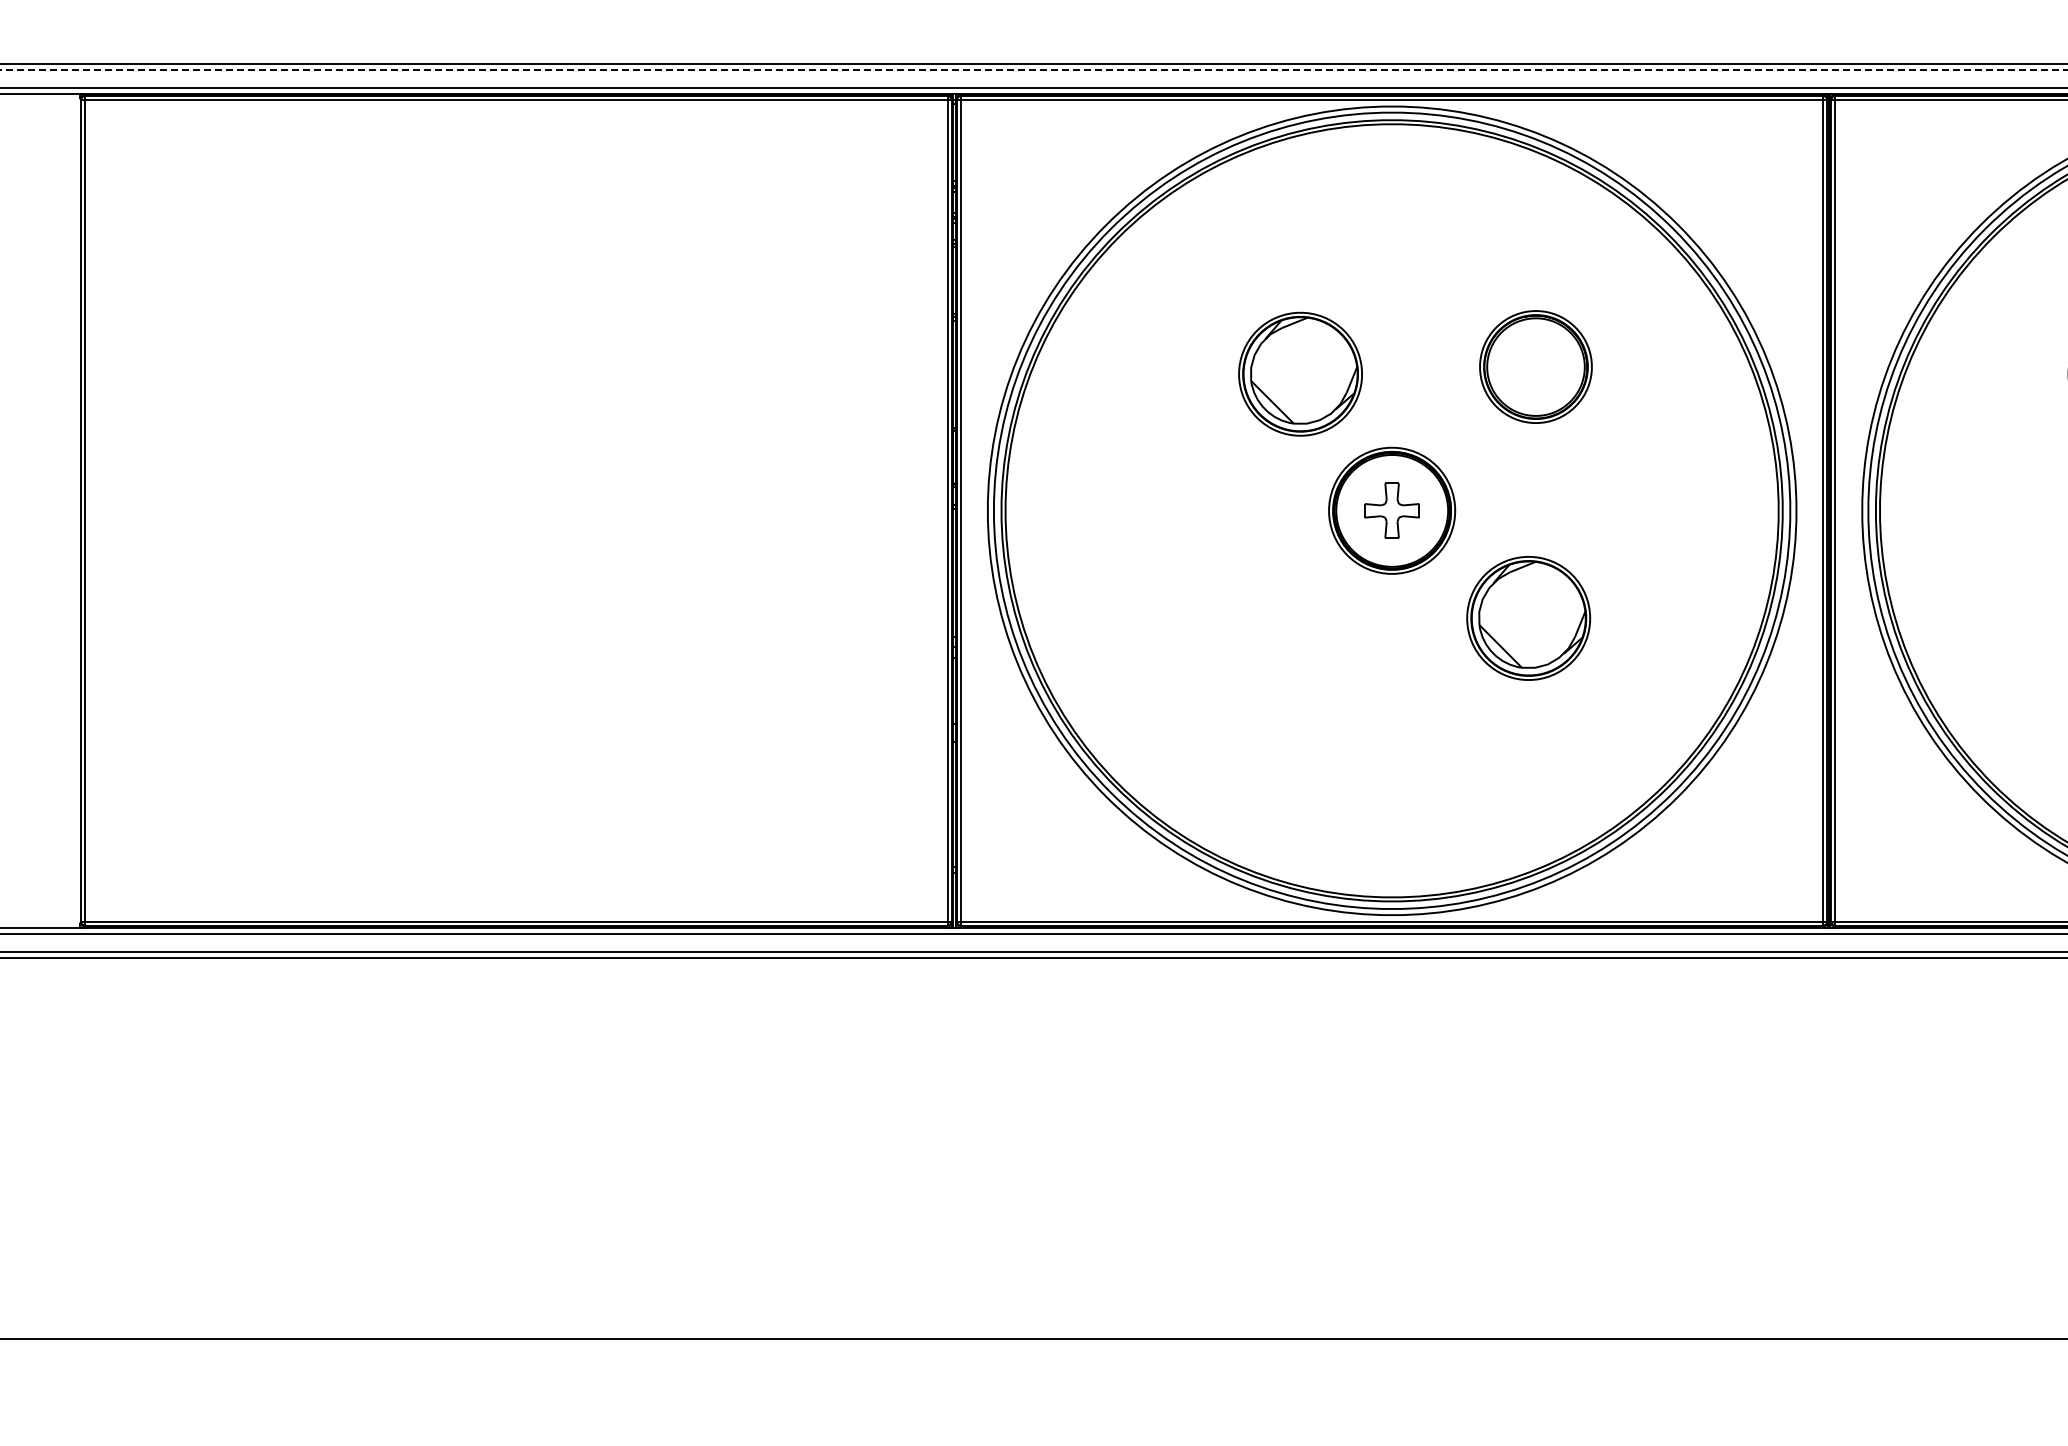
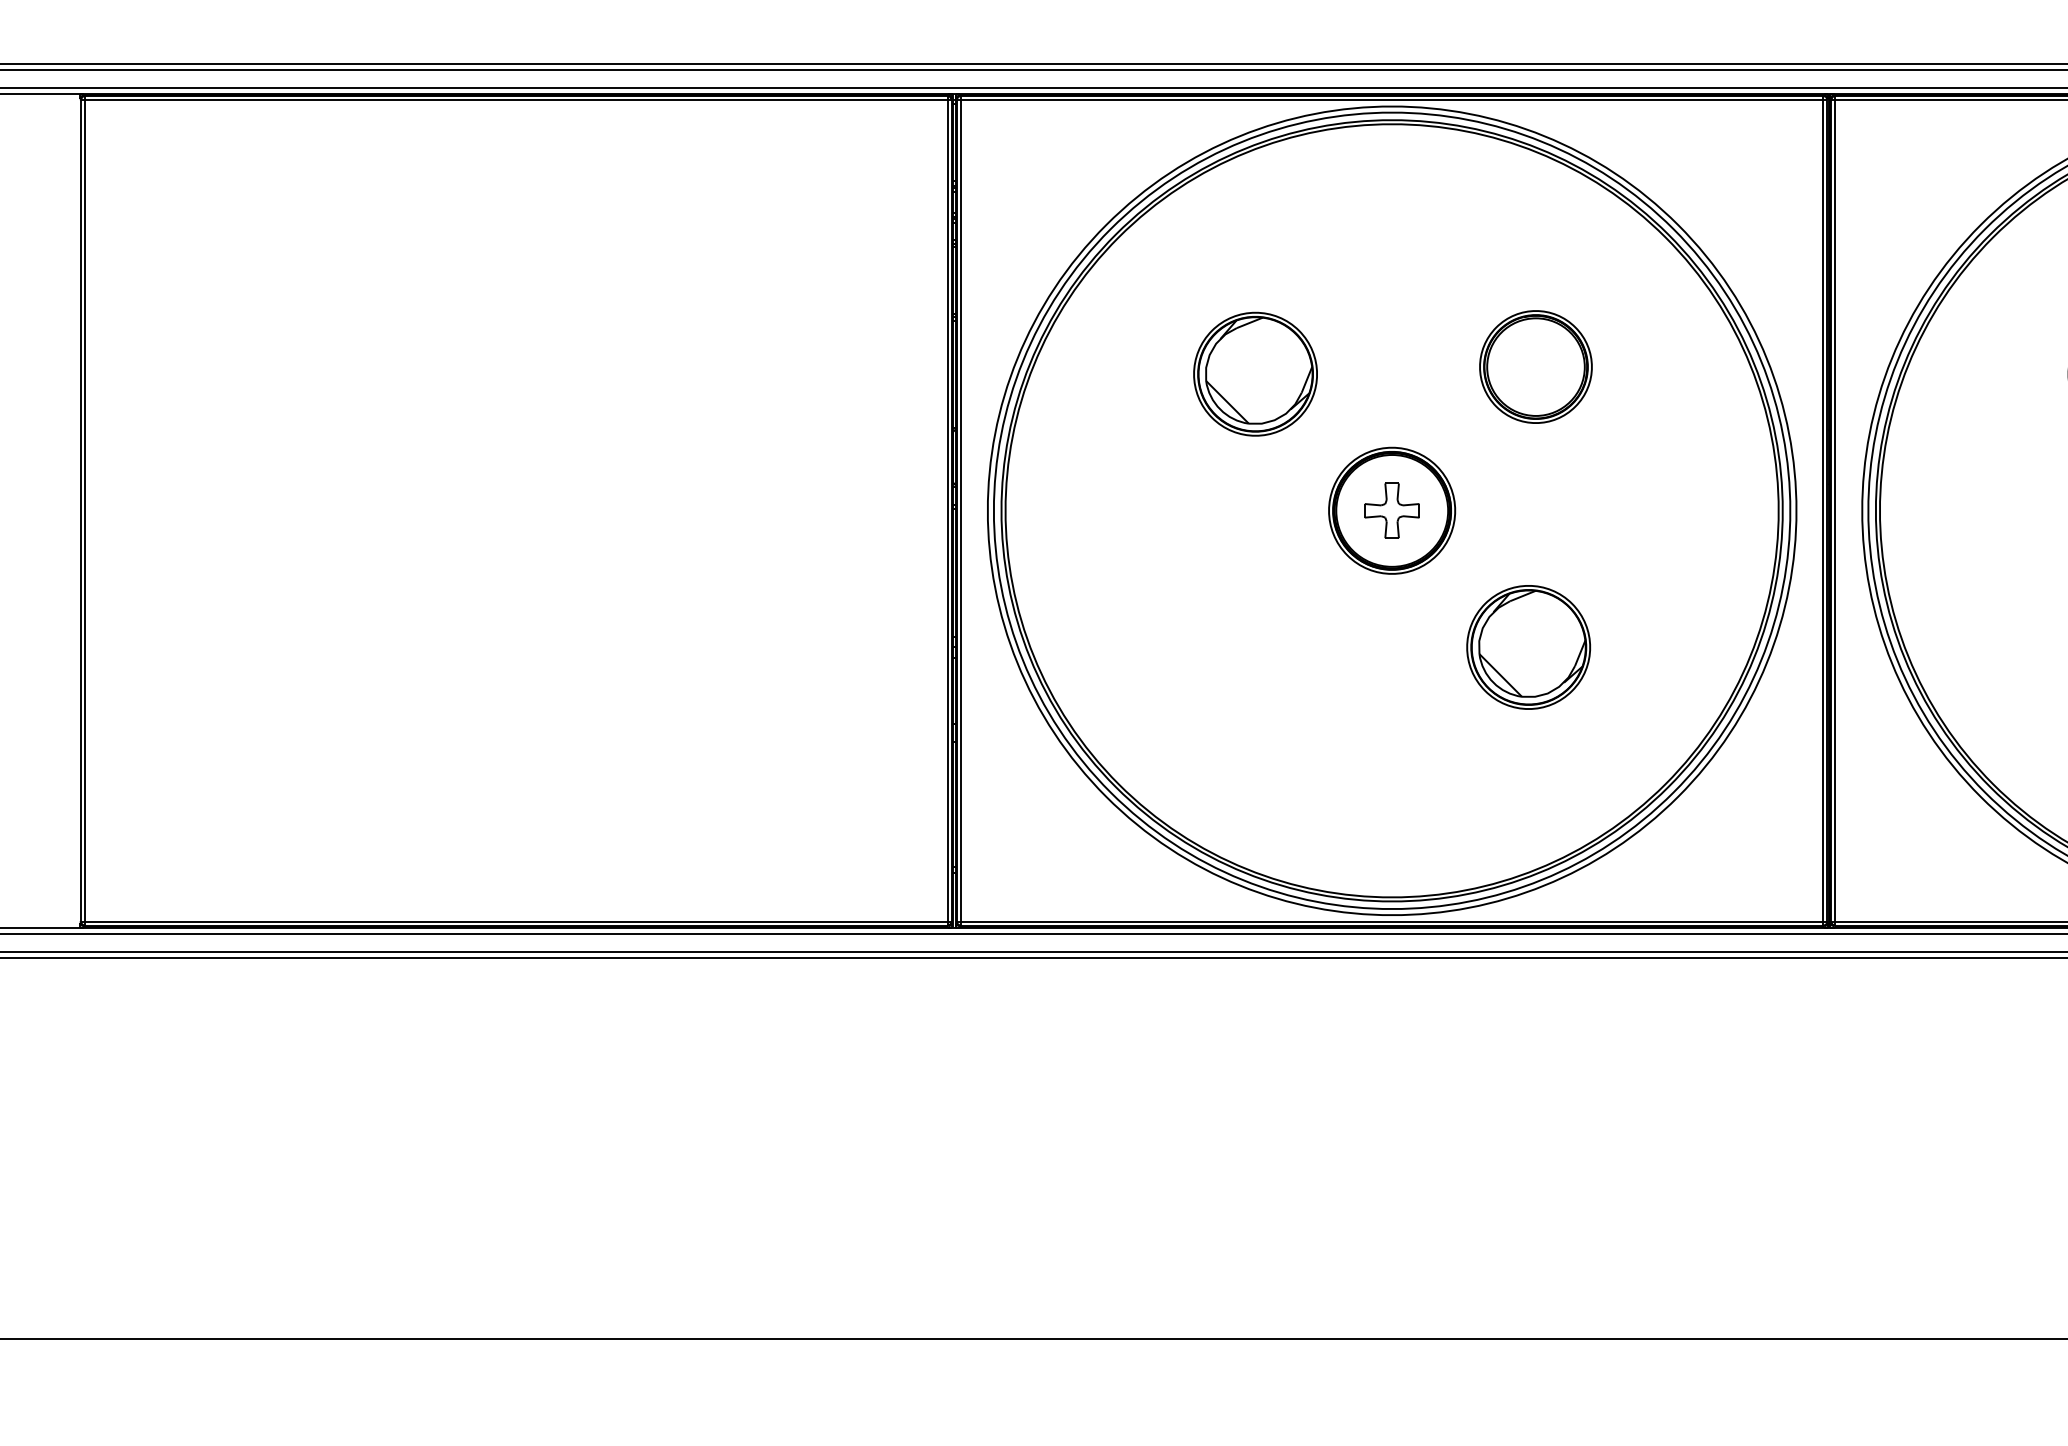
line: dashed -> solid (1035, 69)
part position: (1300, 373) -> (1255, 373) (1255, 373)
part position: (1528, 618) -> (1528, 647) (1528, 647)
